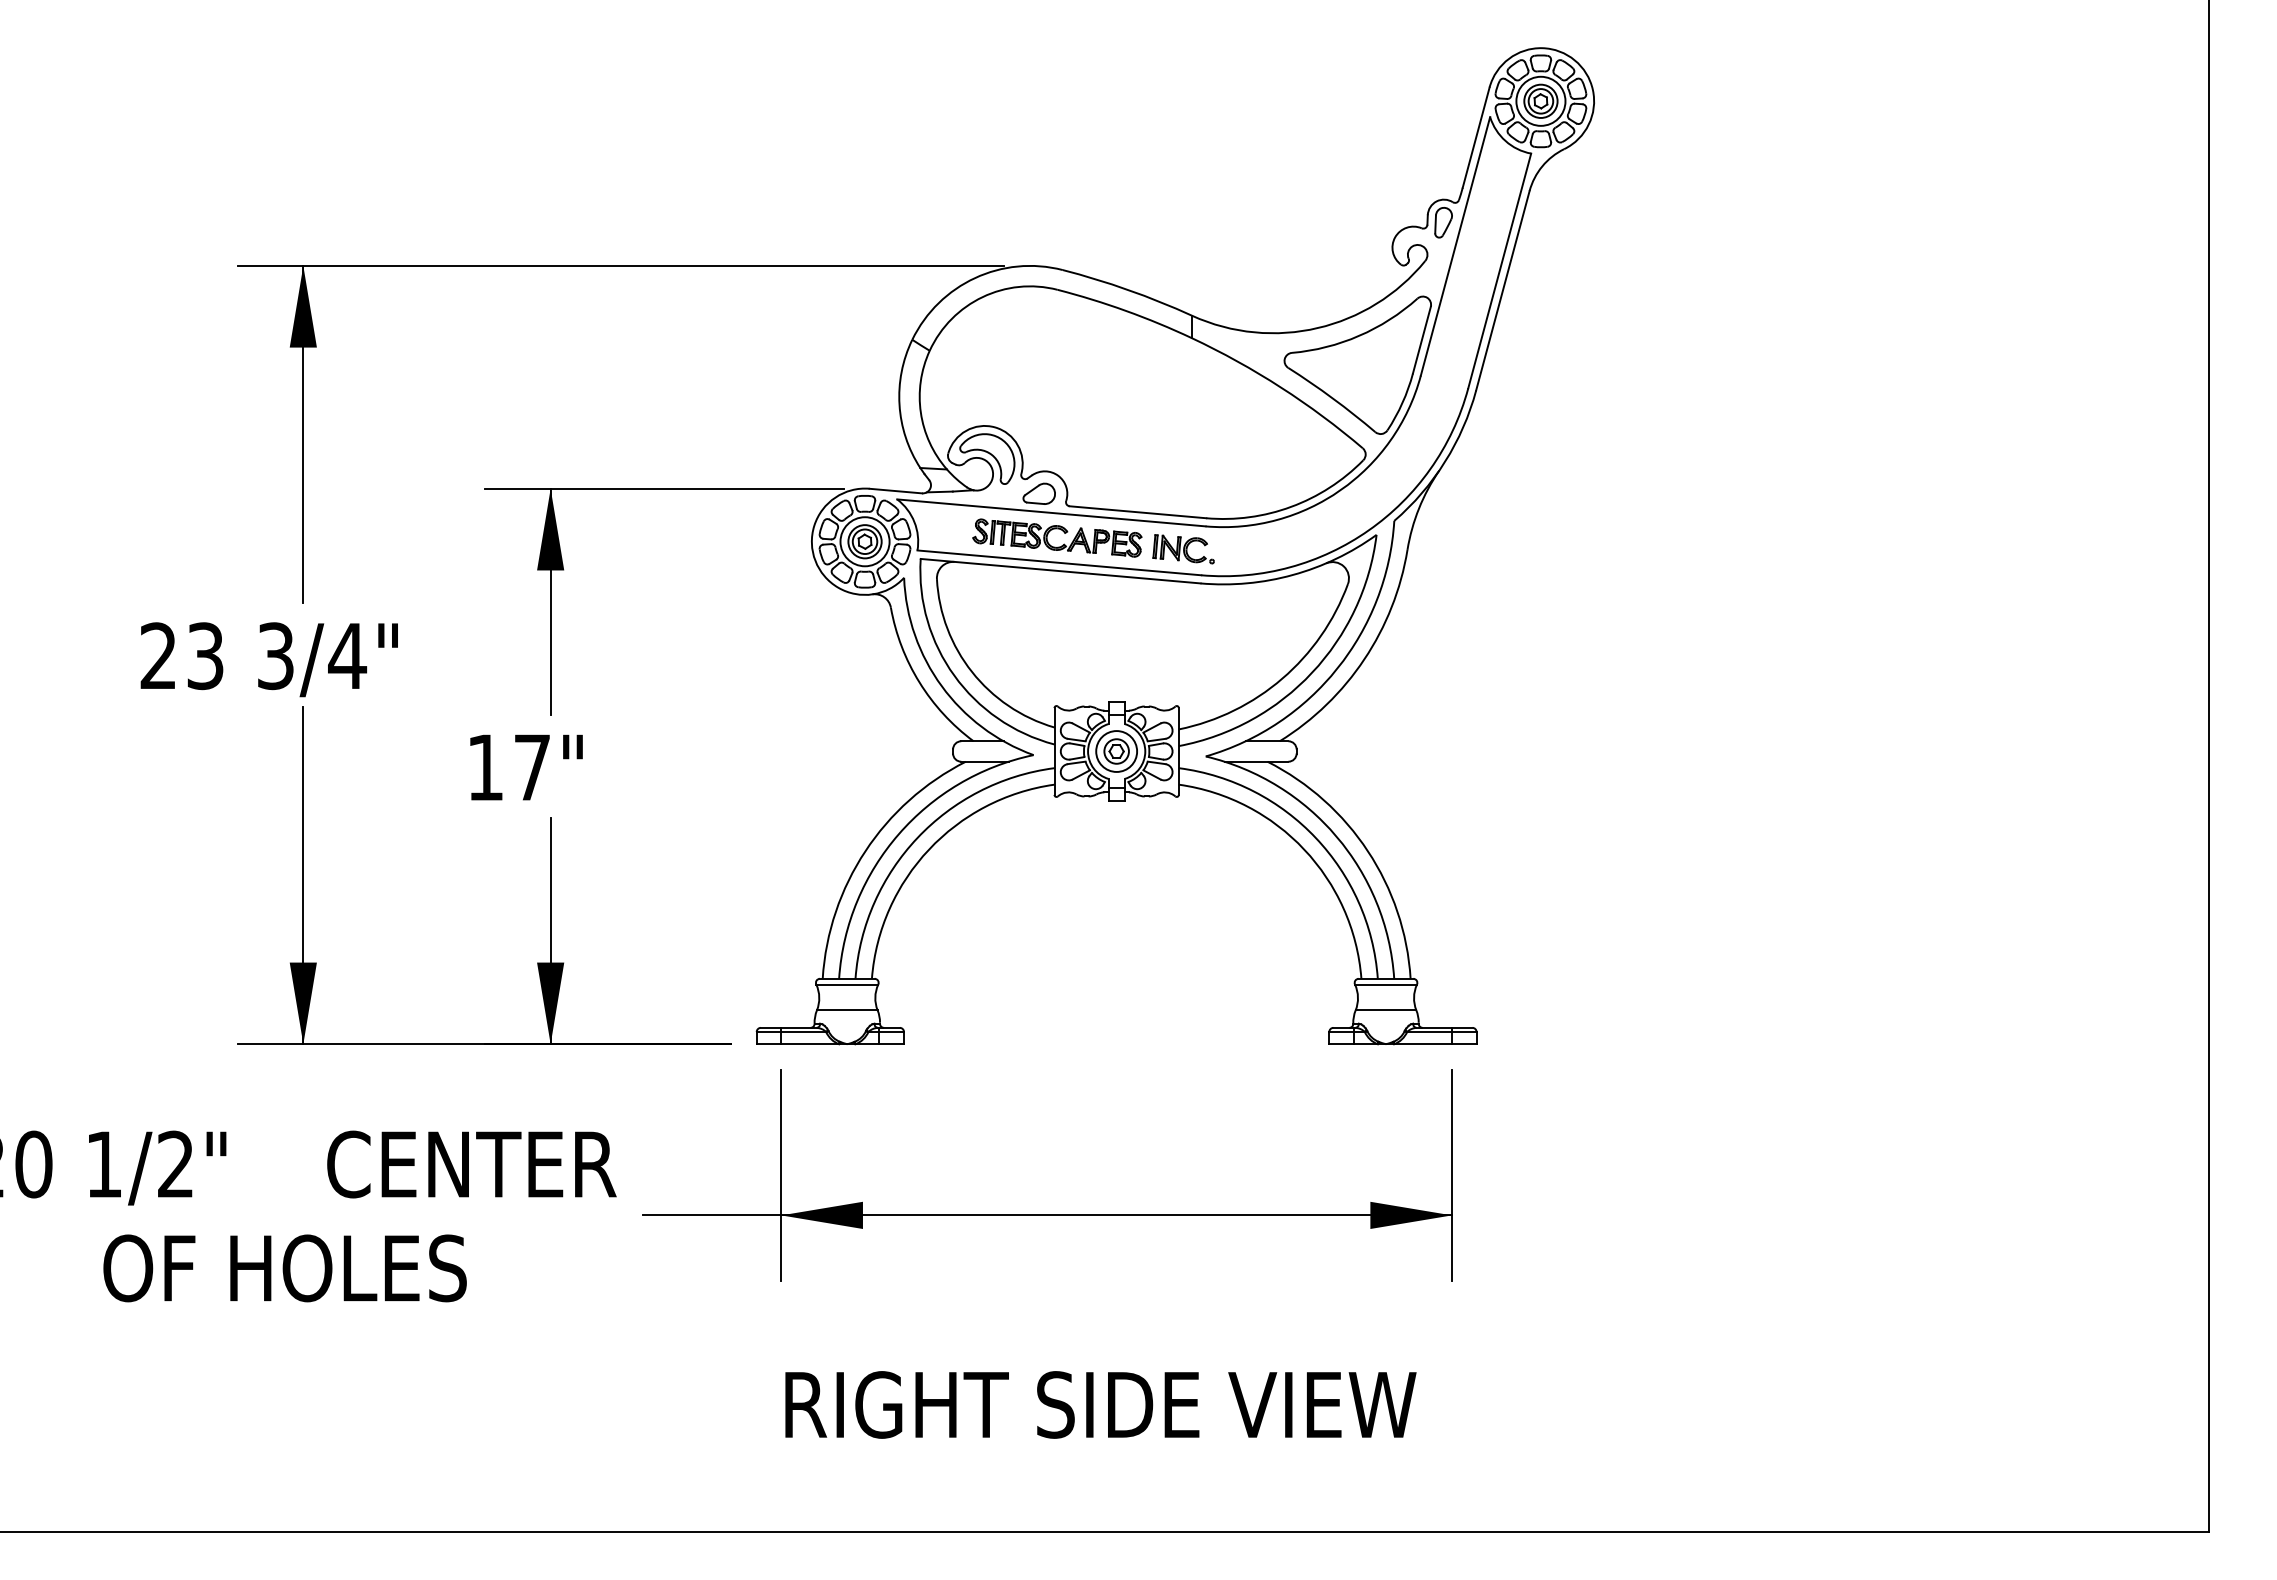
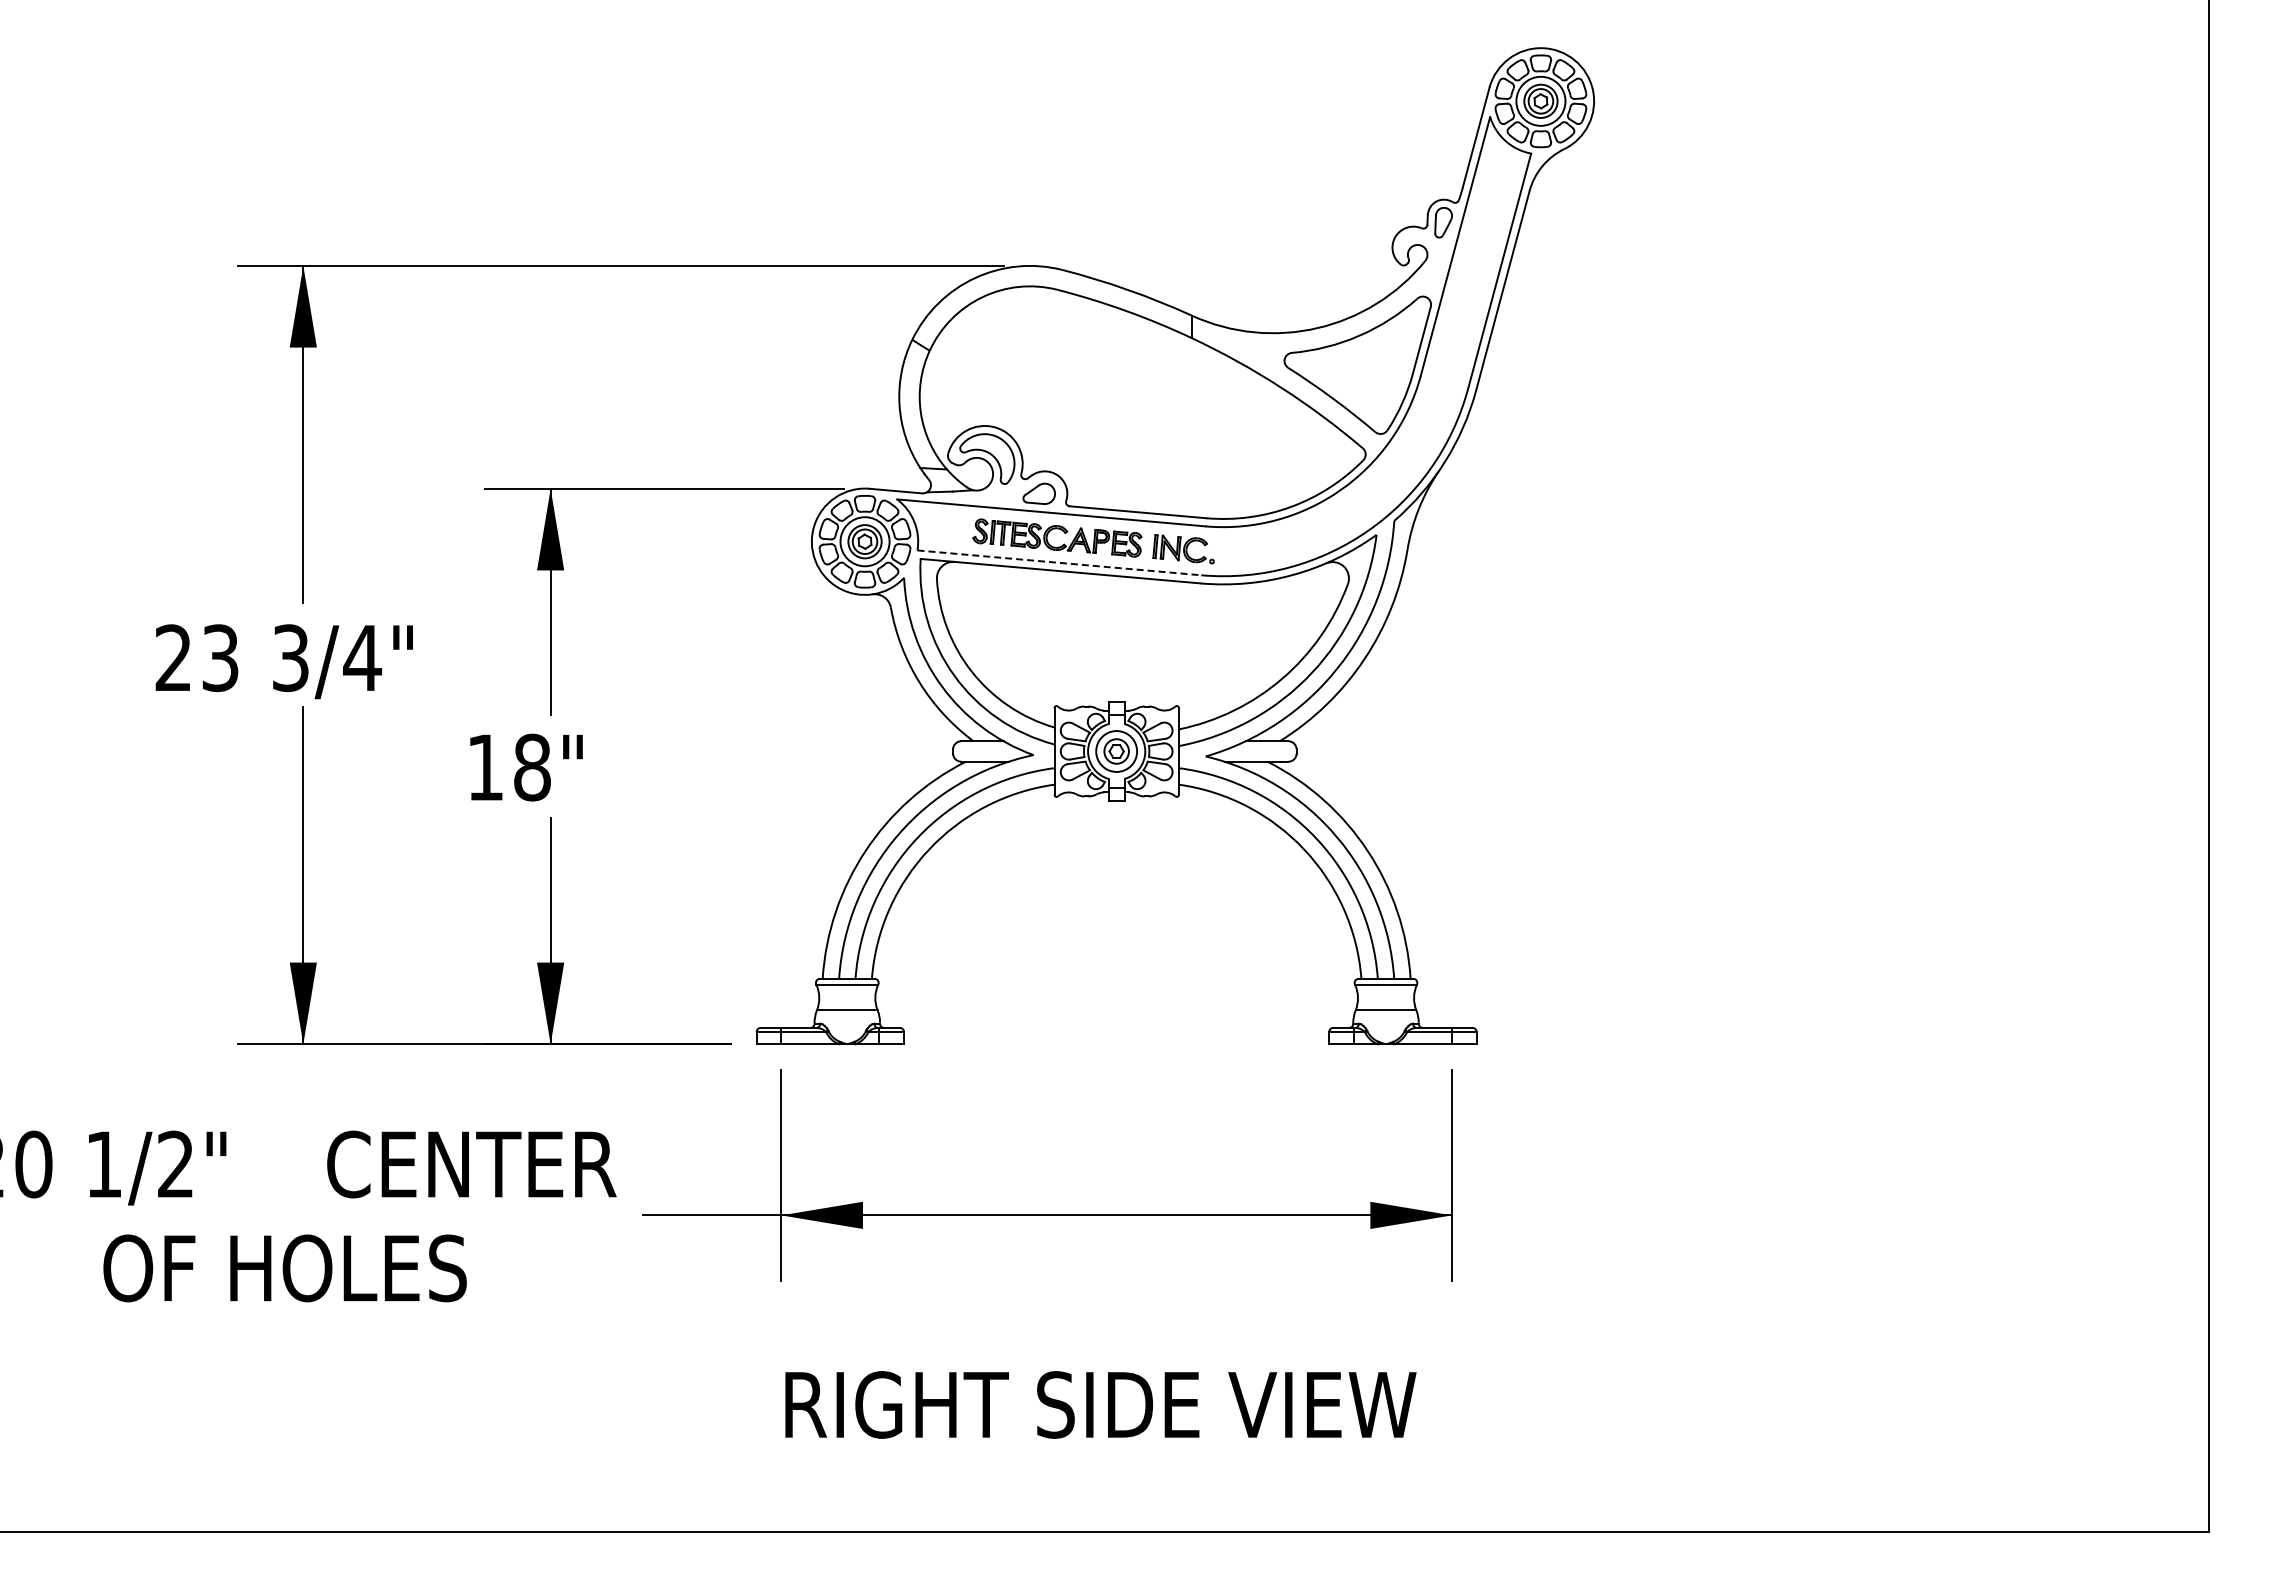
line: solid -> dashed (1059, 562)
text position: (268, 659) -> (283, 661) (283, 661)
text: 17" -> 18" (532, 767)
